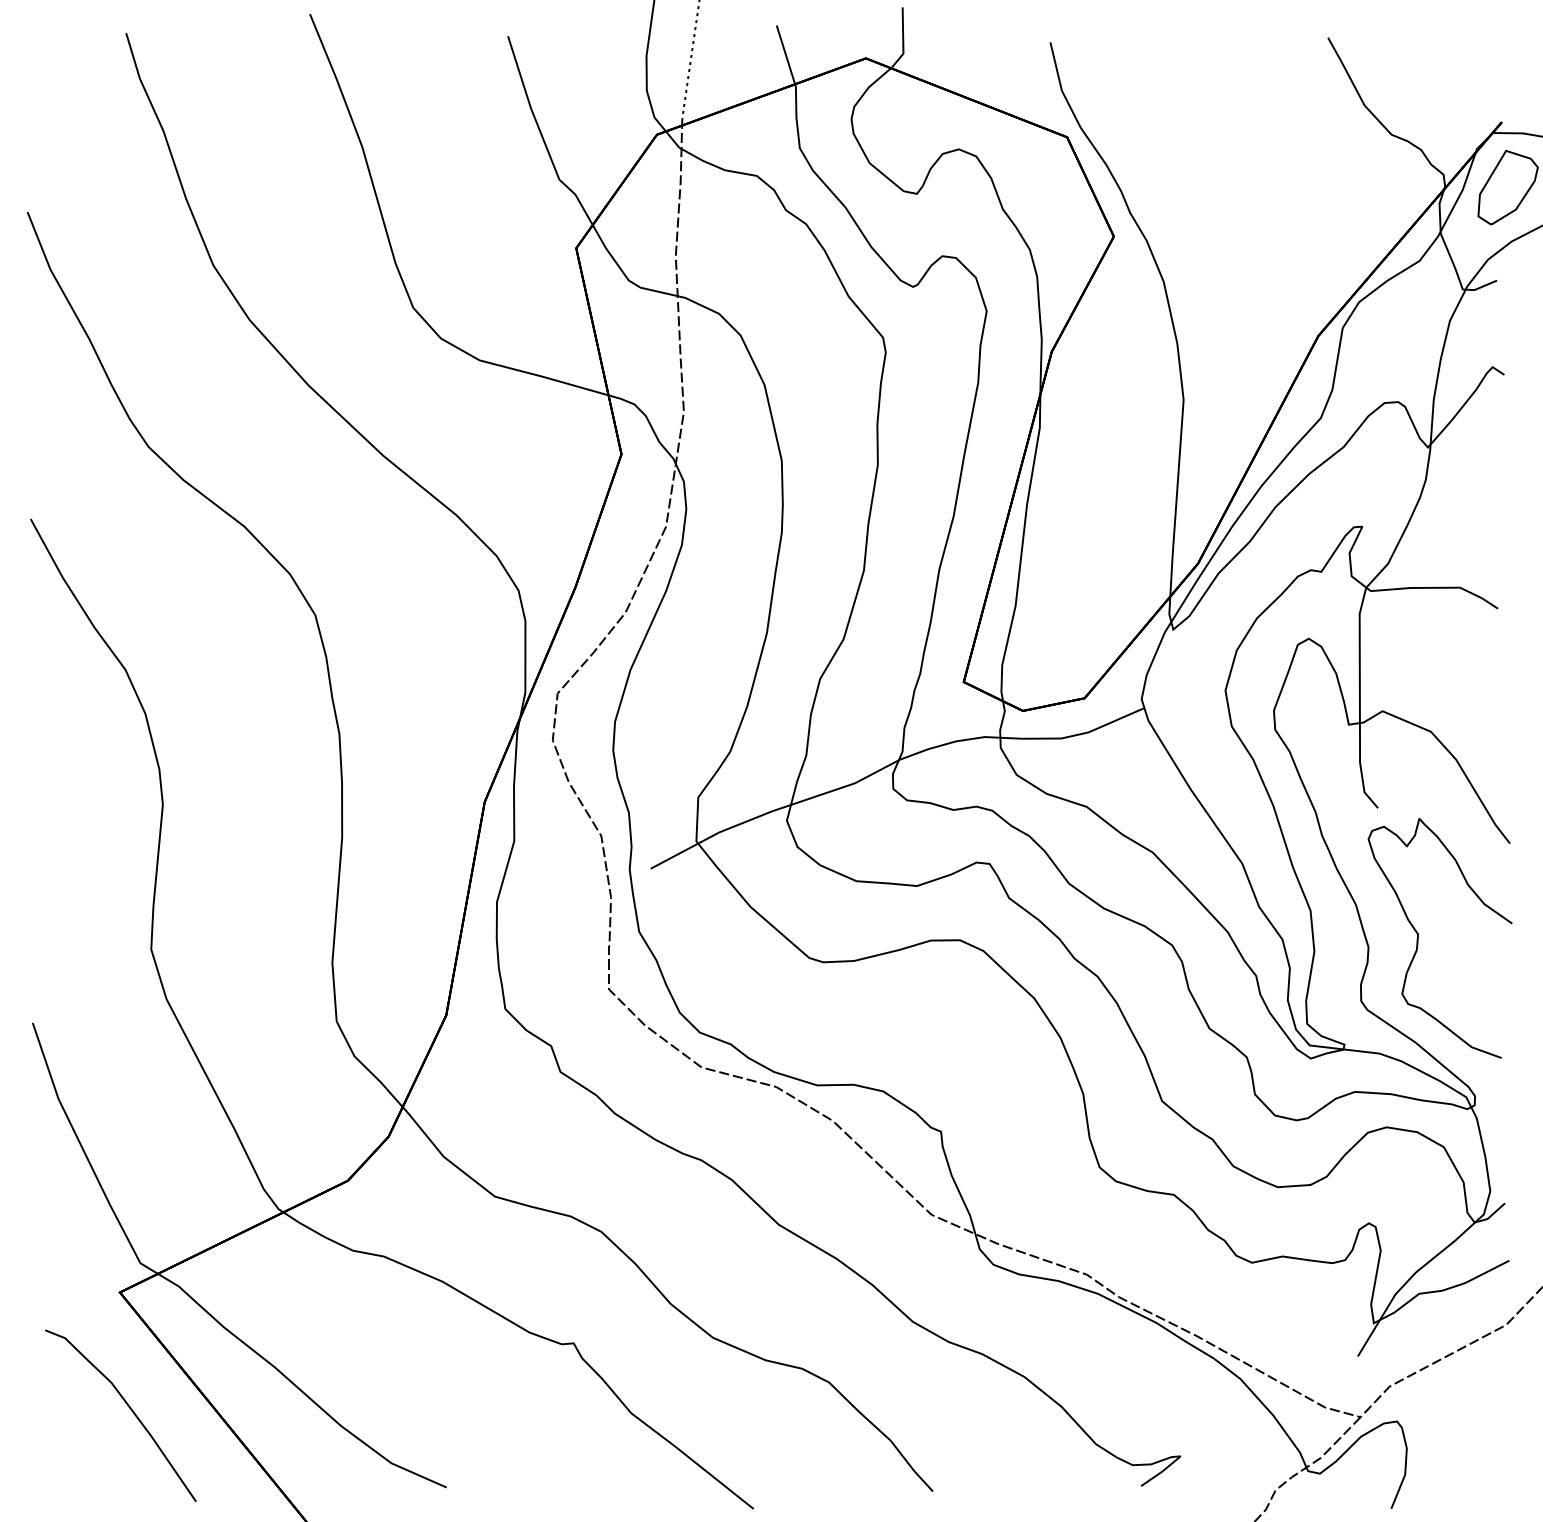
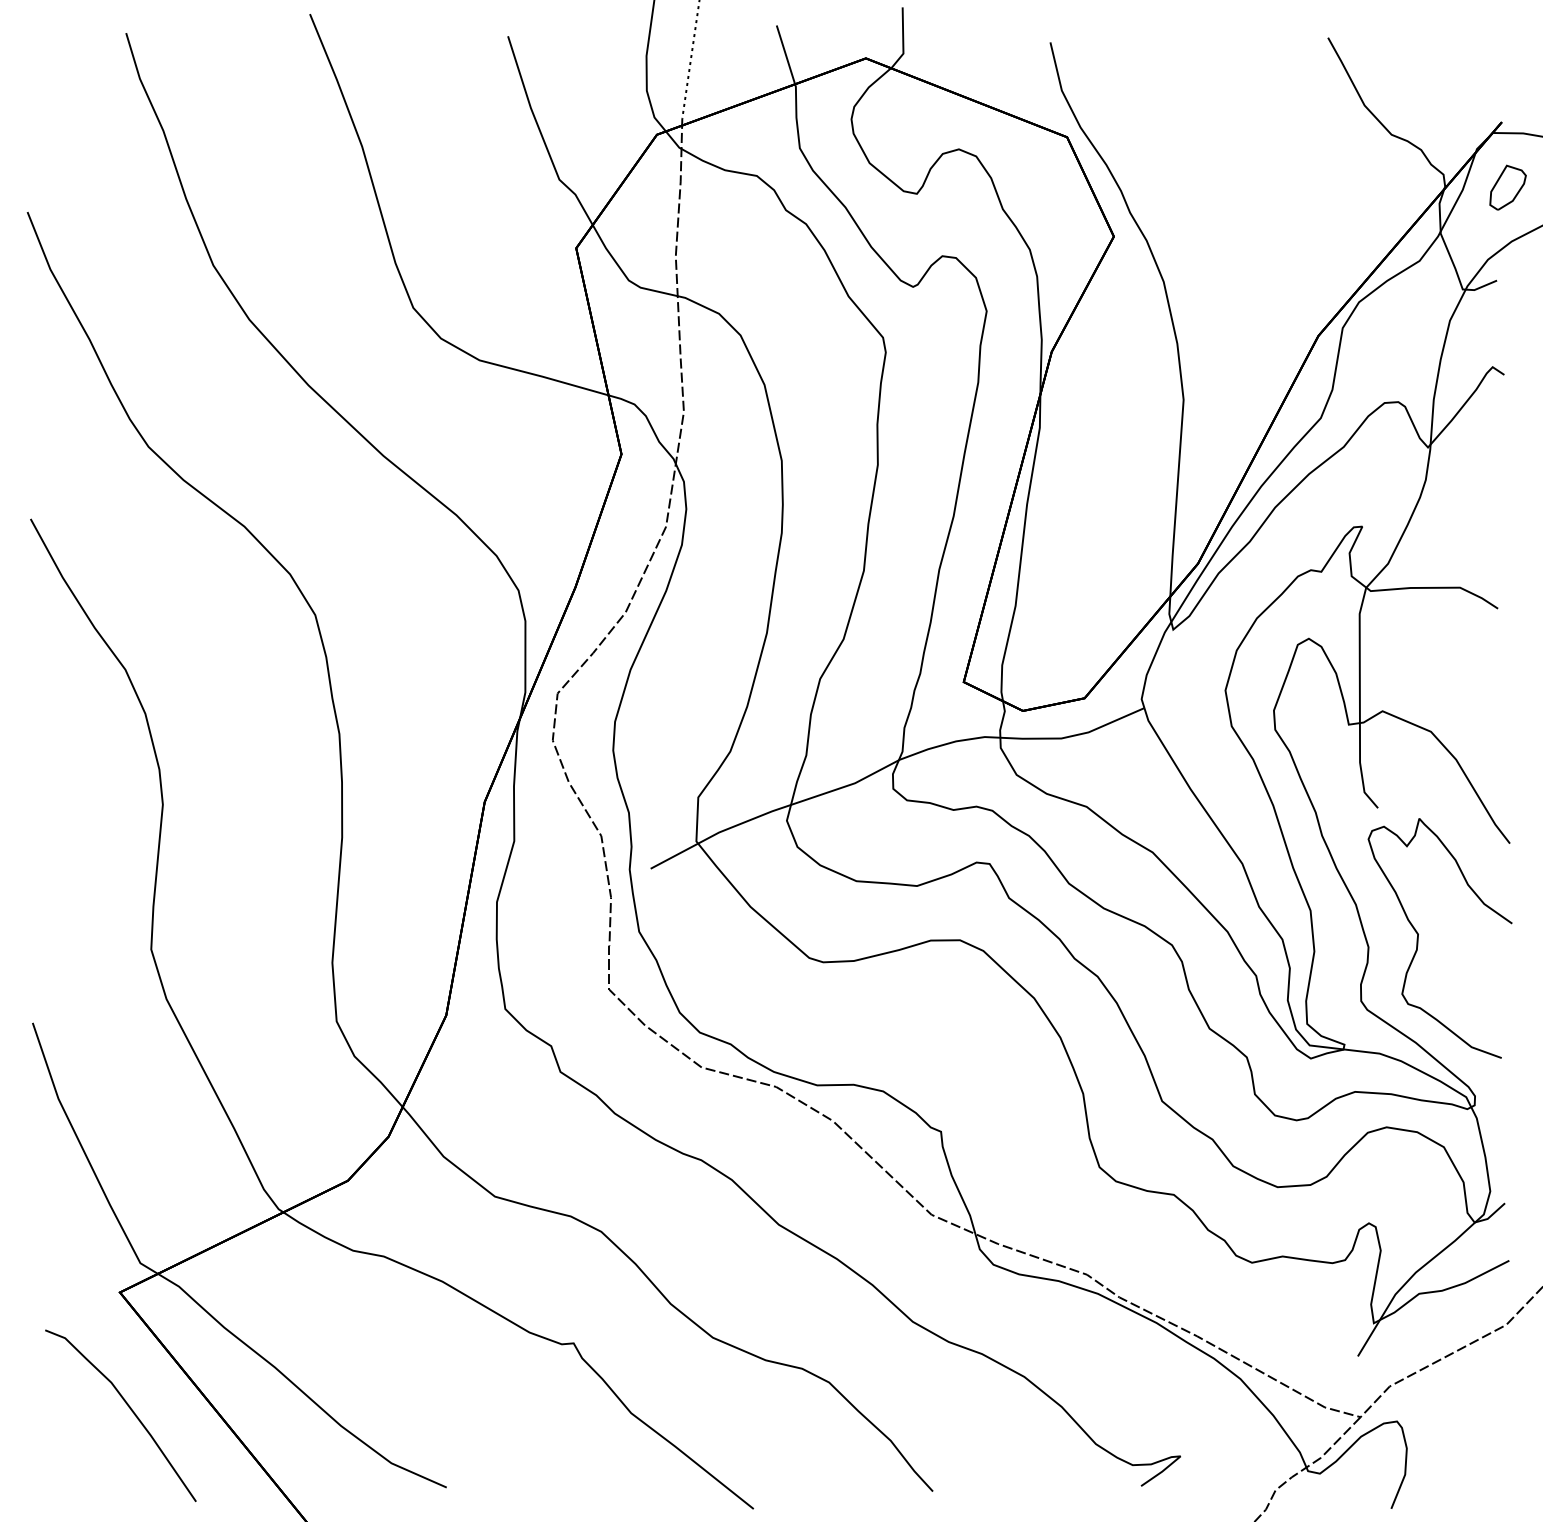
part size: 62x76 px -> 38x47 px (1507, 187)
